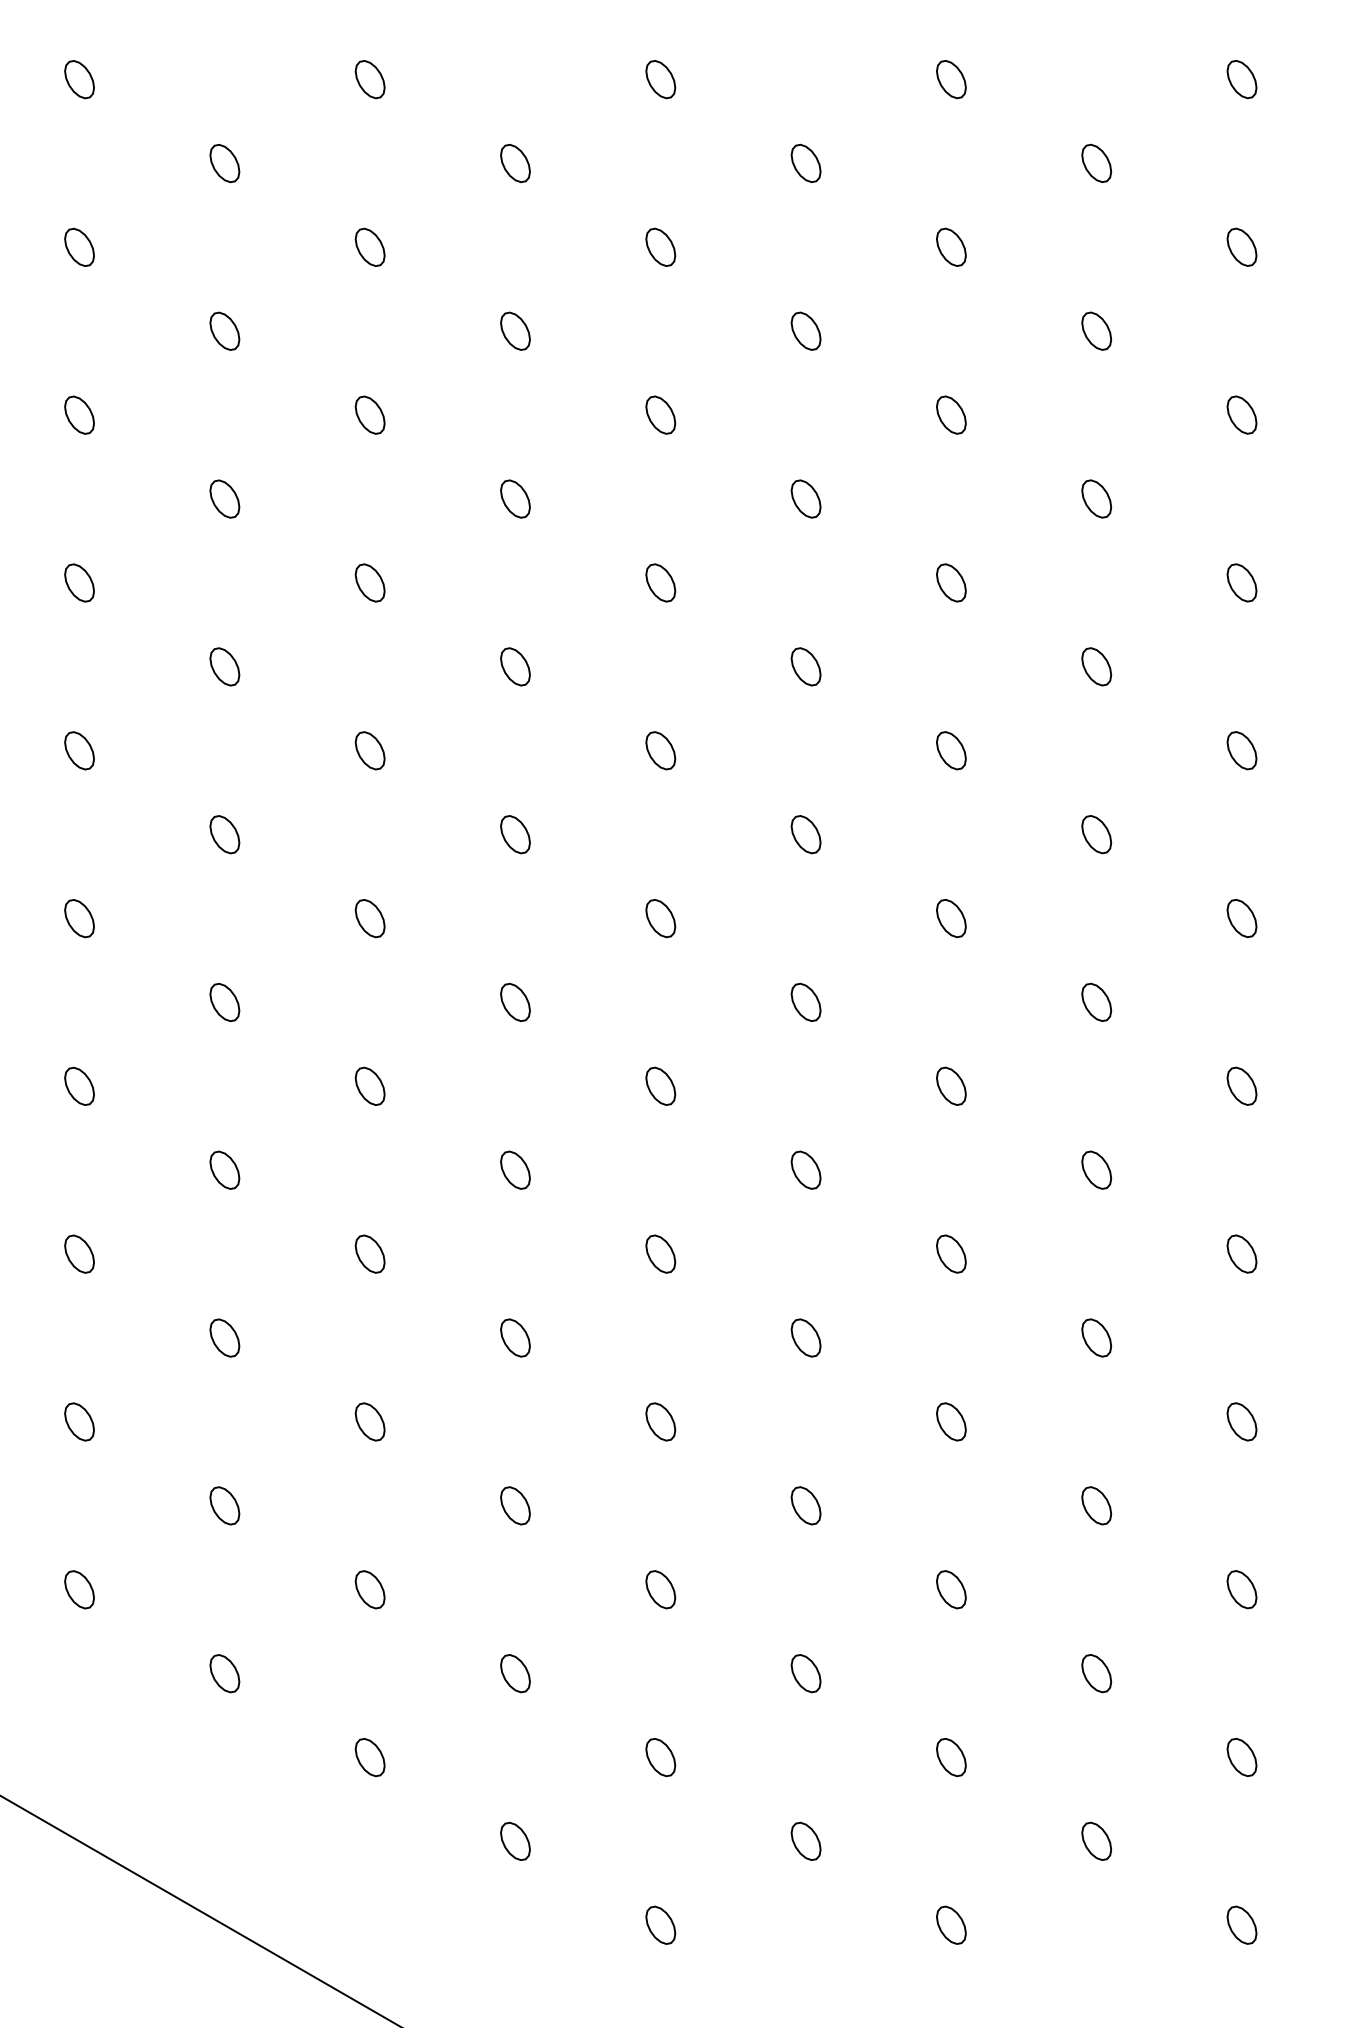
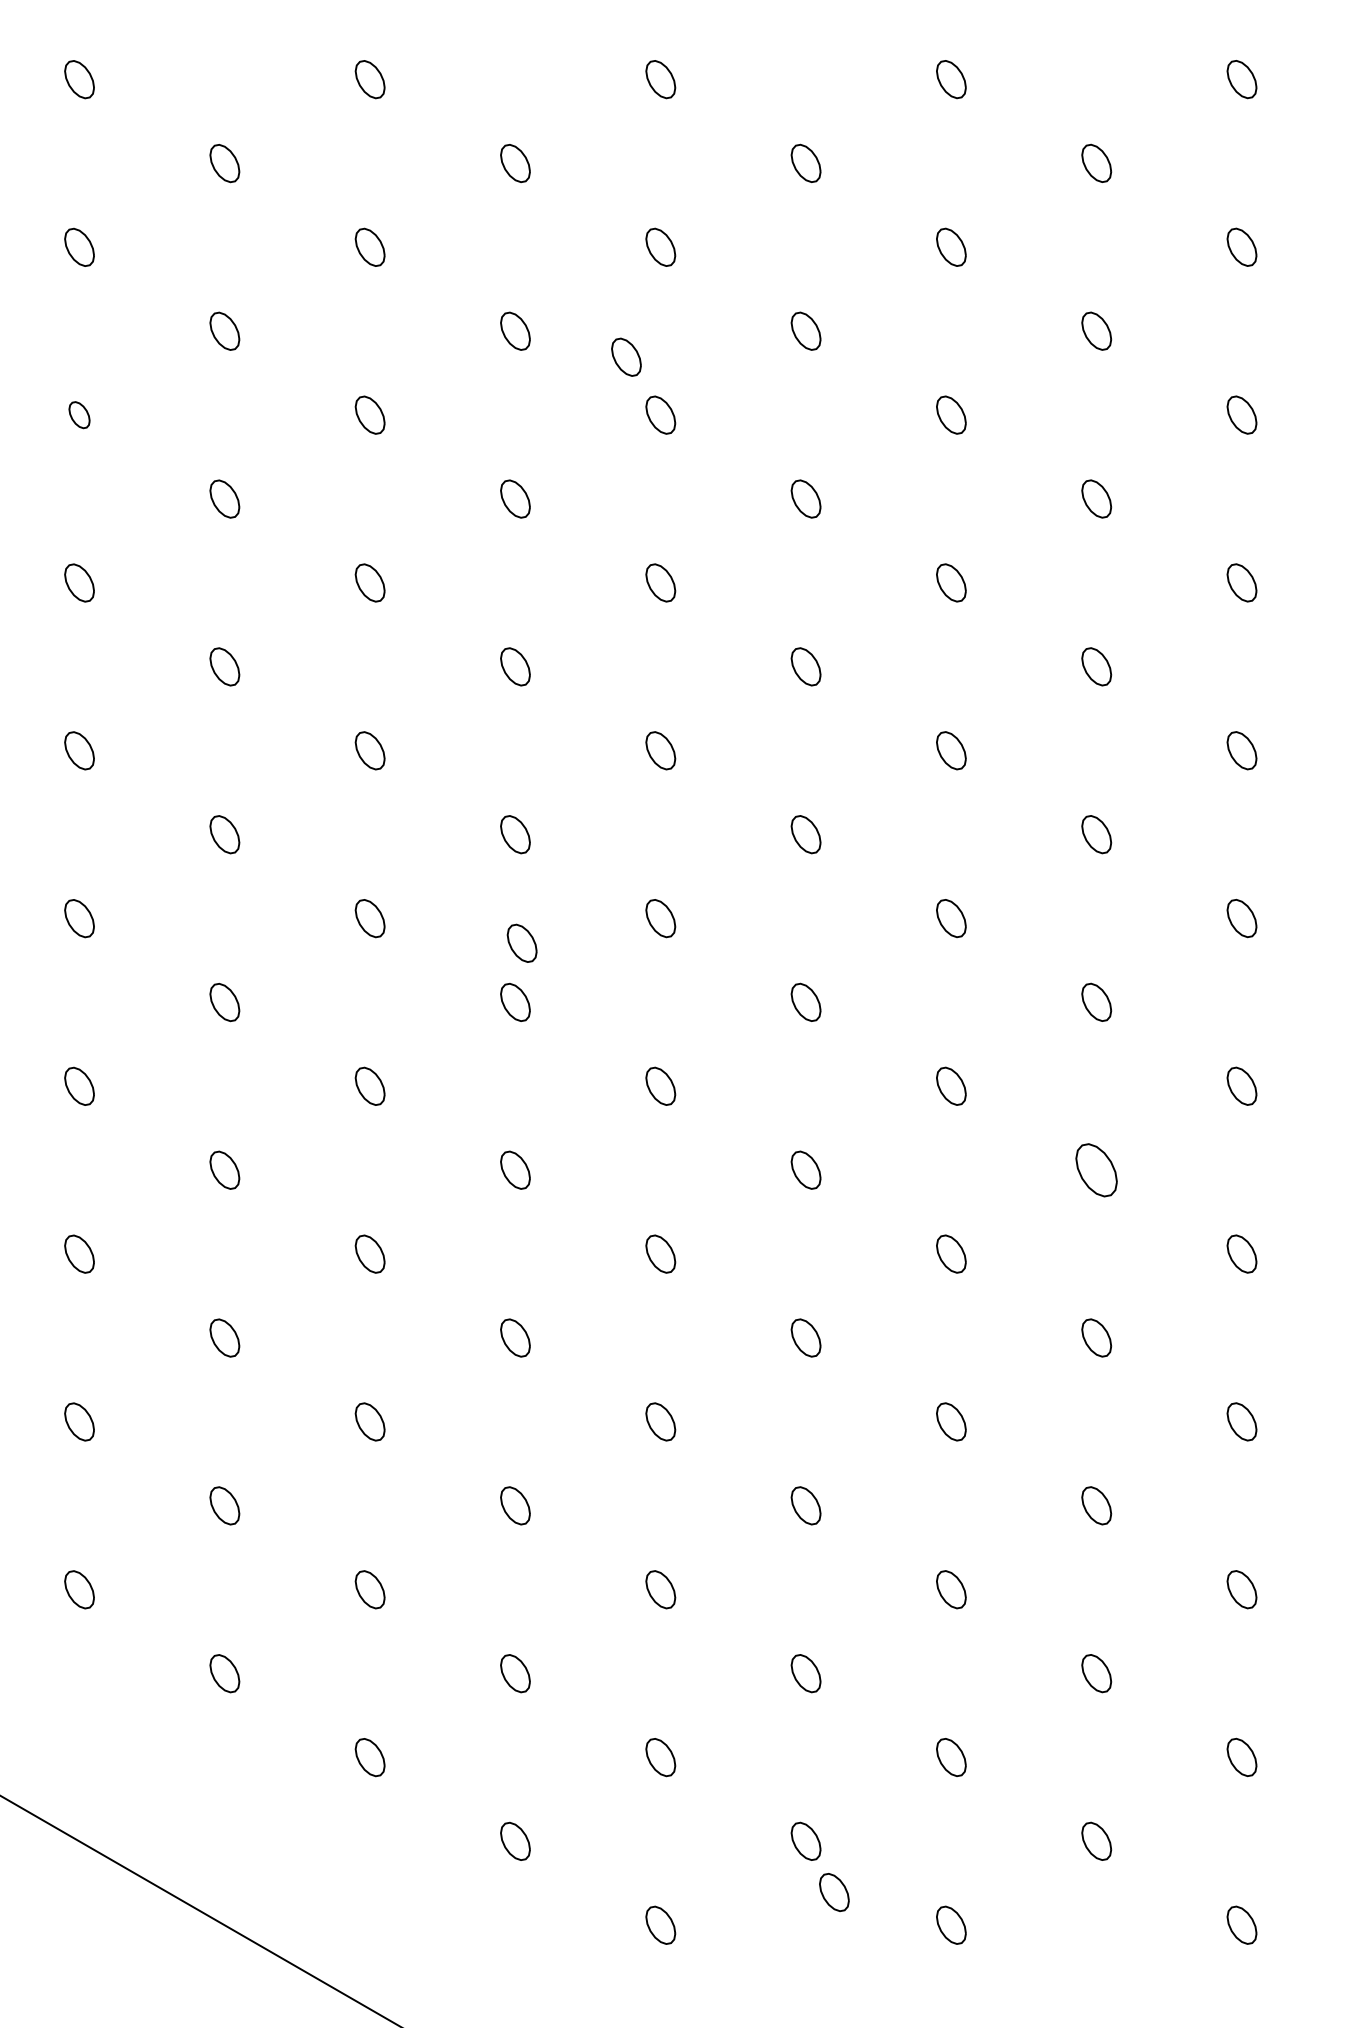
part: none -> present (626, 356)
part size: 31x40 px -> 23x29 px (79, 415)
part: none -> present (521, 942)
part size: 32x40 px -> 43x55 px (1096, 1170)
part: none -> present (834, 1892)
